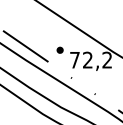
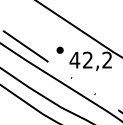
text: 72,2 -> 42,2 (74, 60)
